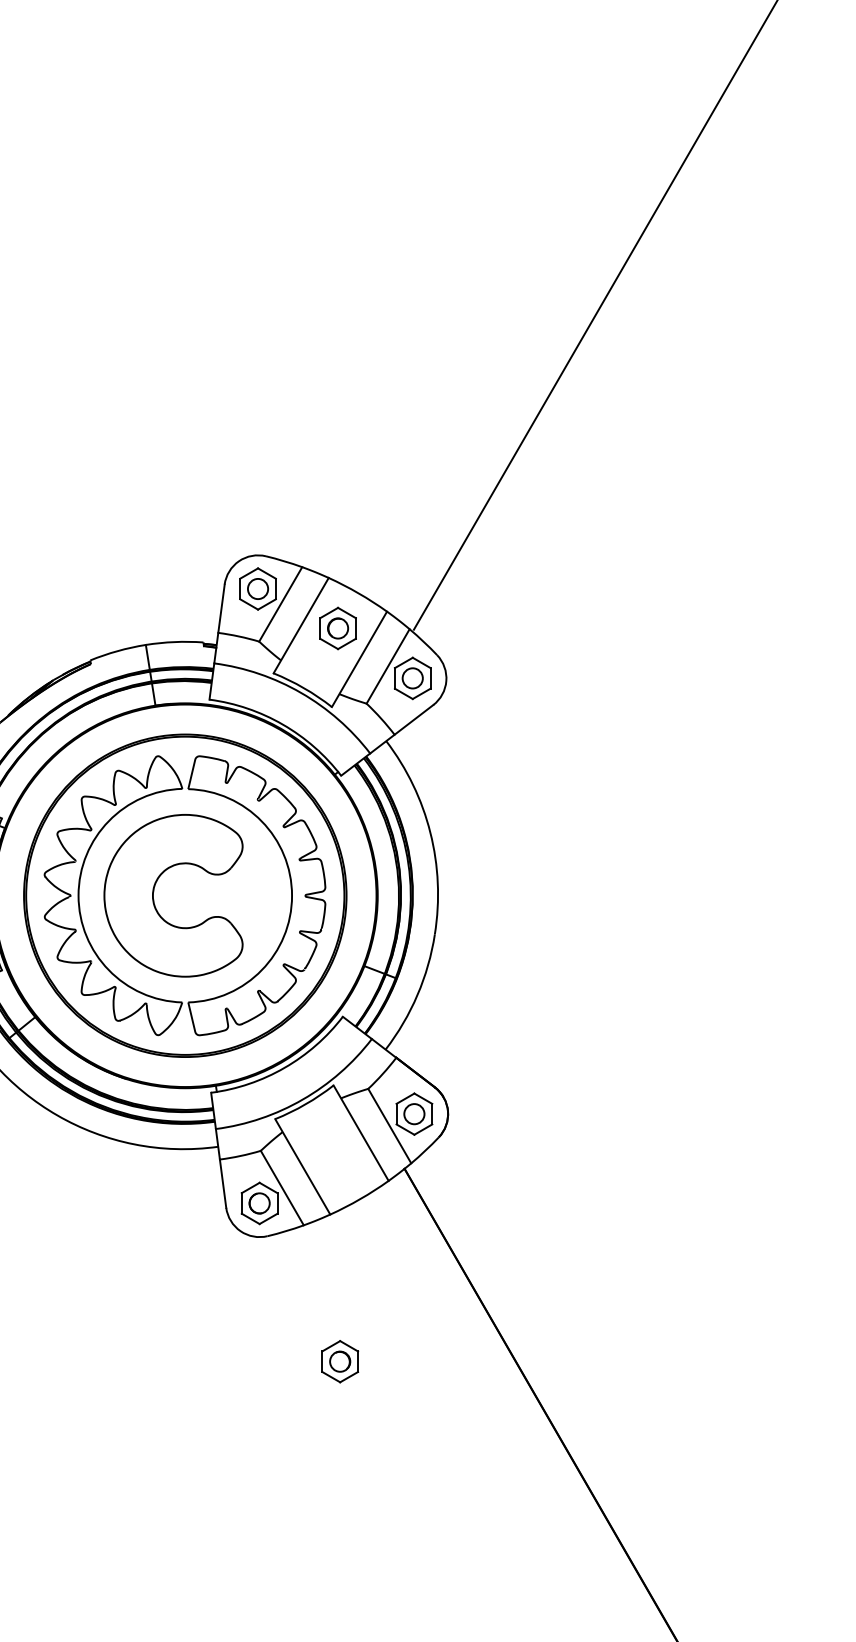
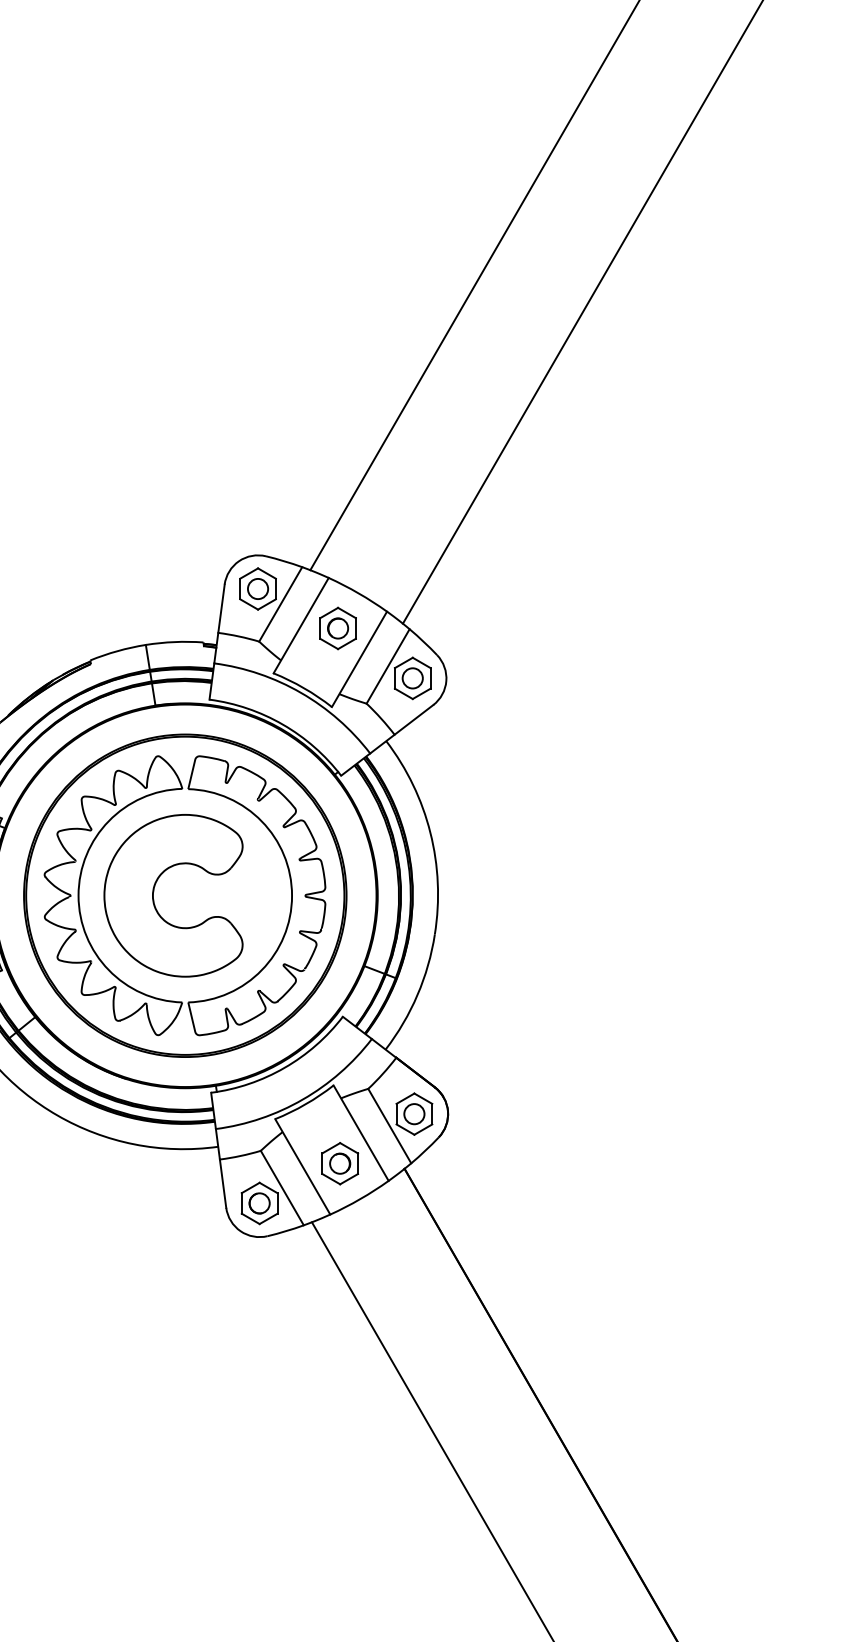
line: none -> present (474, 286)
line position: (594, 315) -> (581, 312) (581, 312)
part position: (340, 1361) -> (340, 1163) (340, 1163)
line: none -> present (431, 1430)
